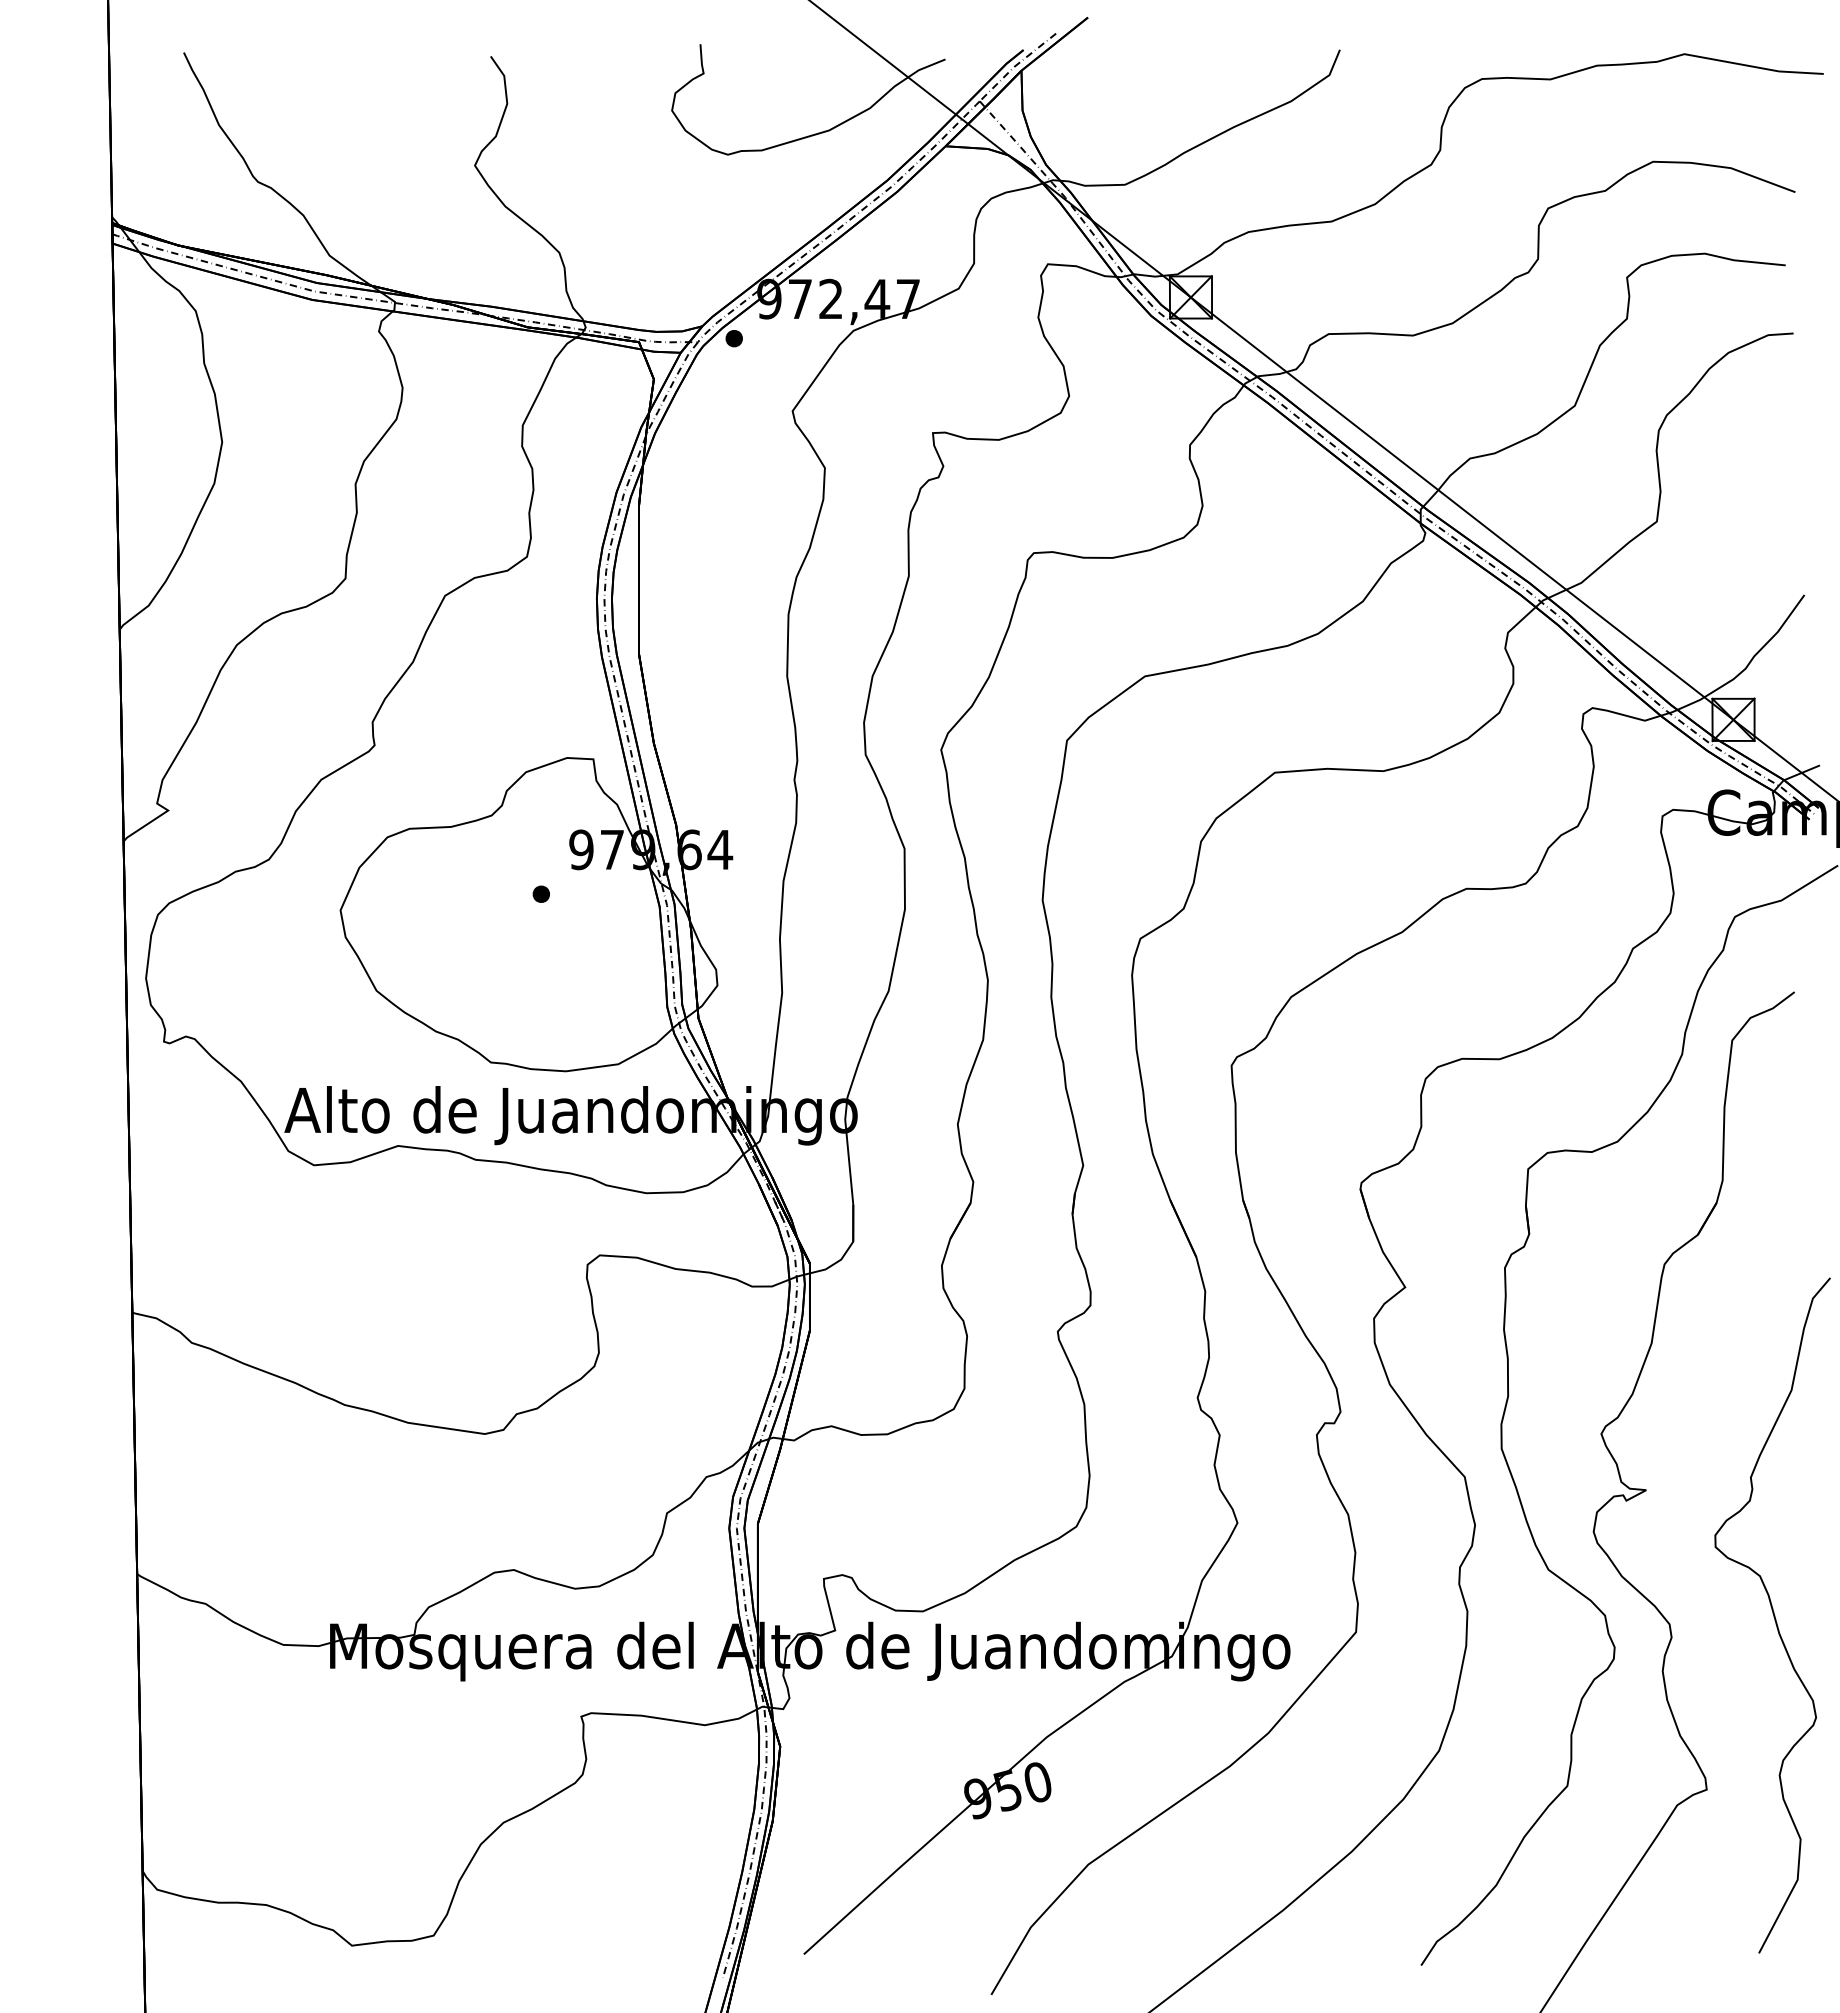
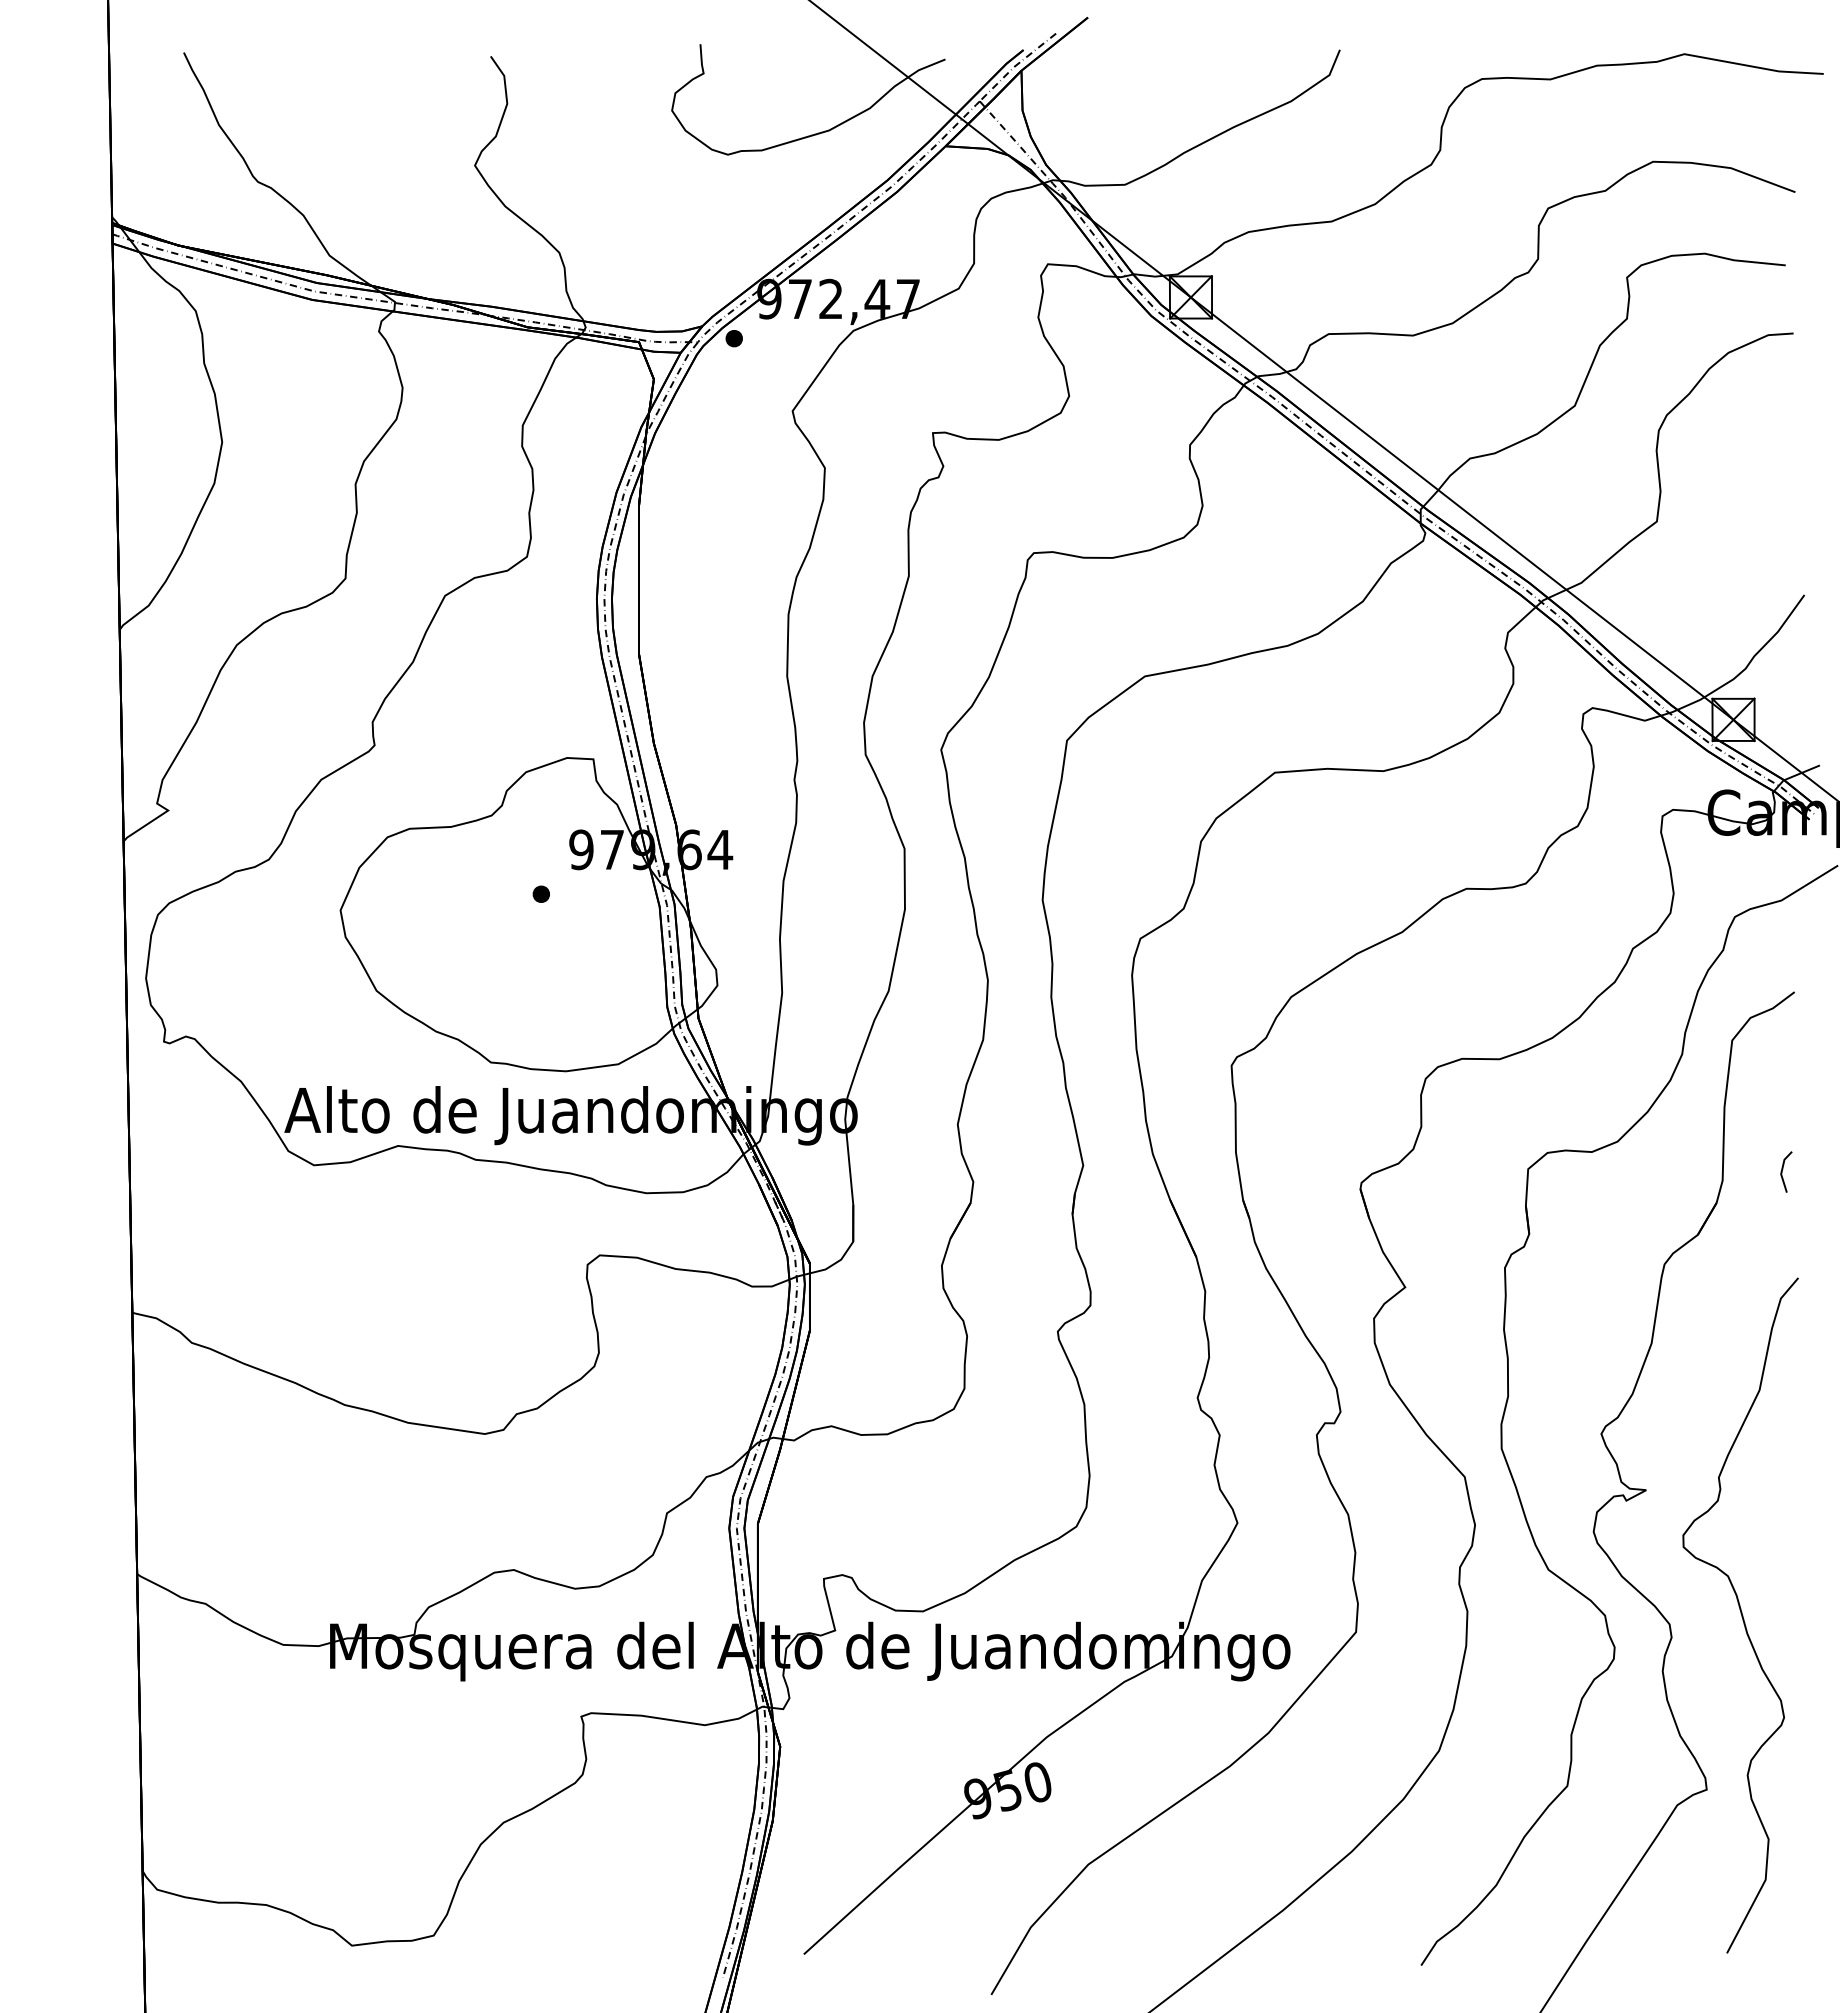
line: none -> present (1783, 1169)
curve position: (1773, 1615) -> (1741, 1615) (1741, 1615)
